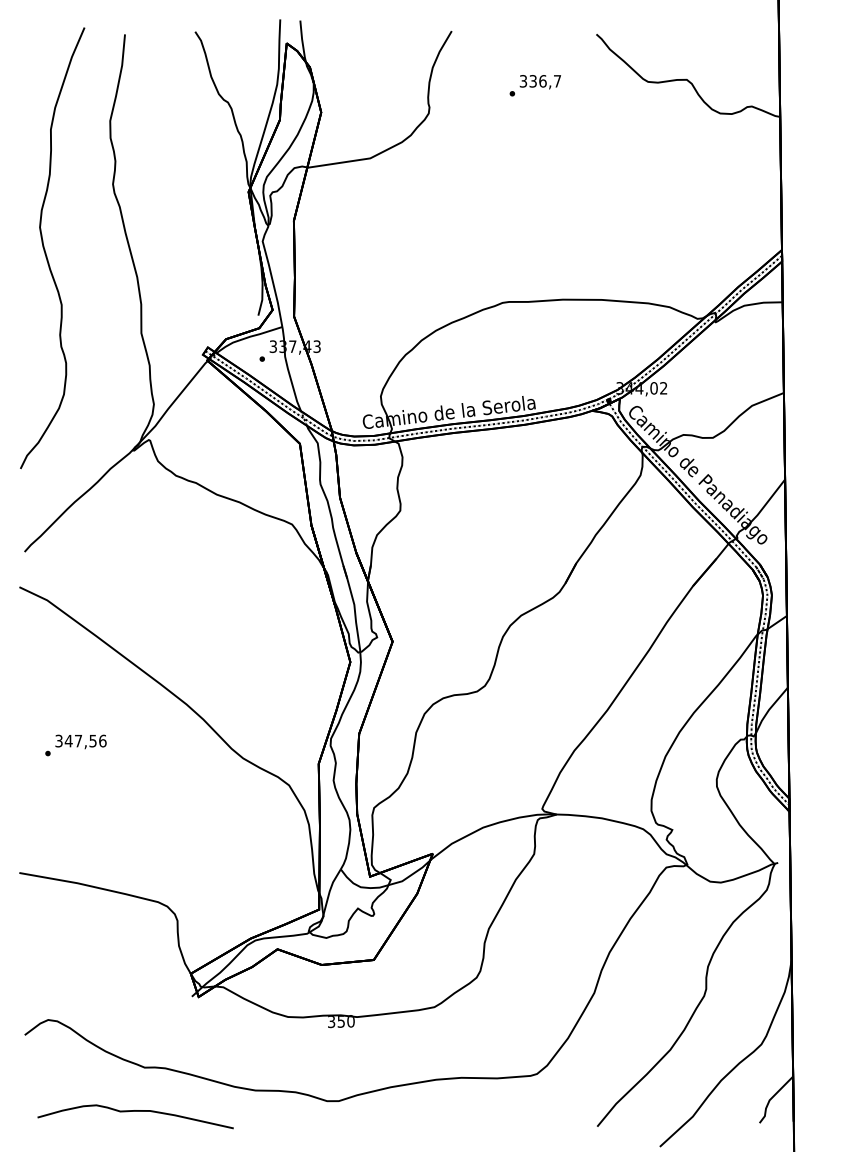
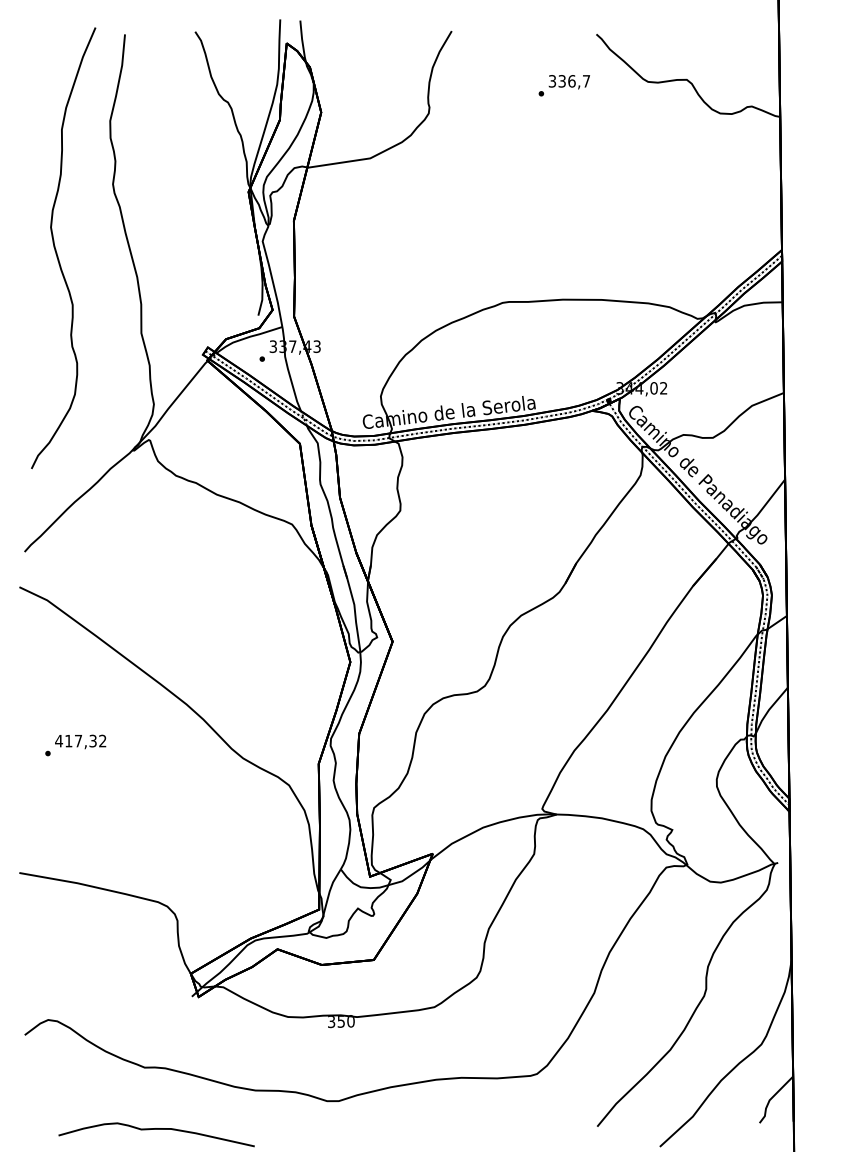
text position: (534, 85) -> (563, 85) (563, 85)
curve position: (45, 249) -> (56, 249) (56, 249)
text: 347,56 -> 417,32 (80, 740)
curve position: (135, 1111) -> (156, 1129) (156, 1129)
